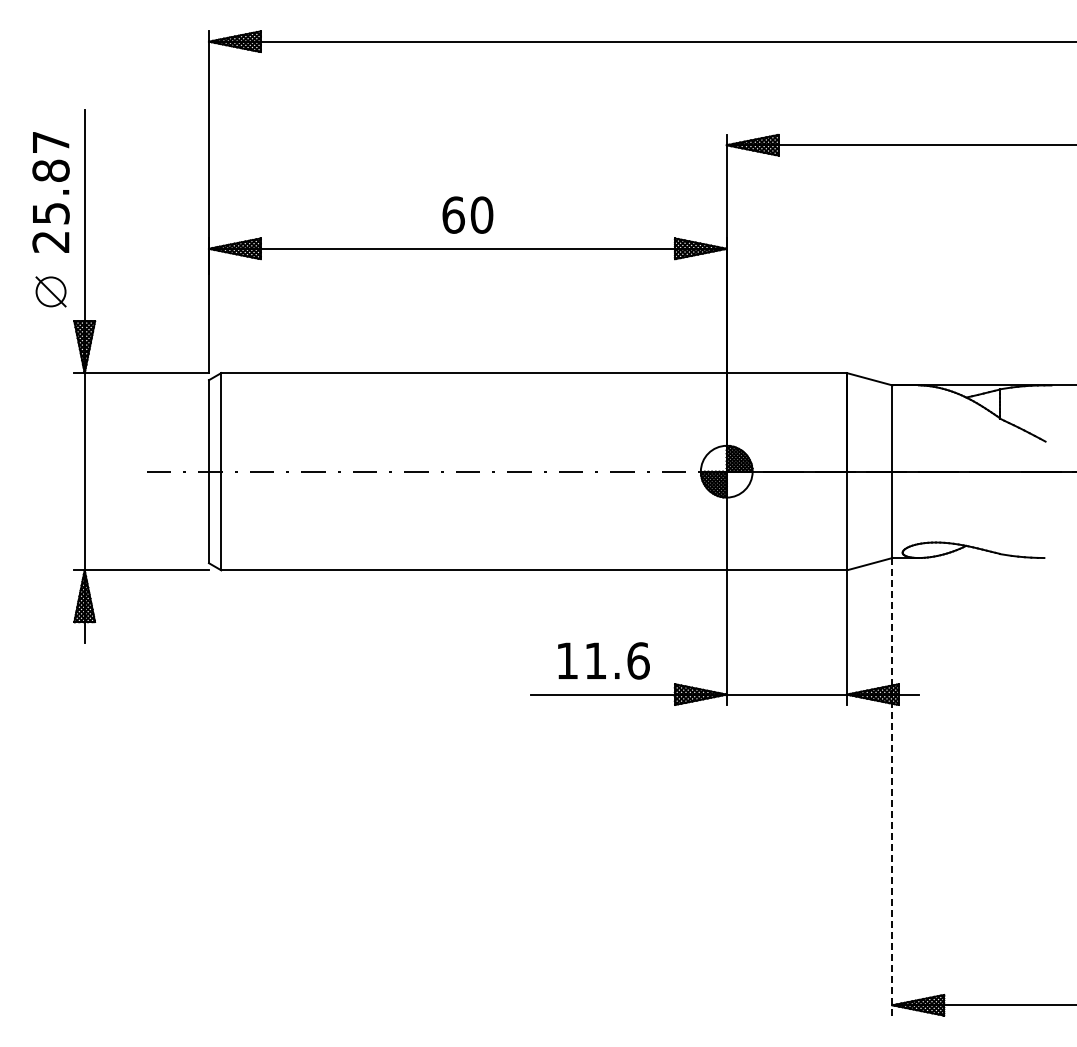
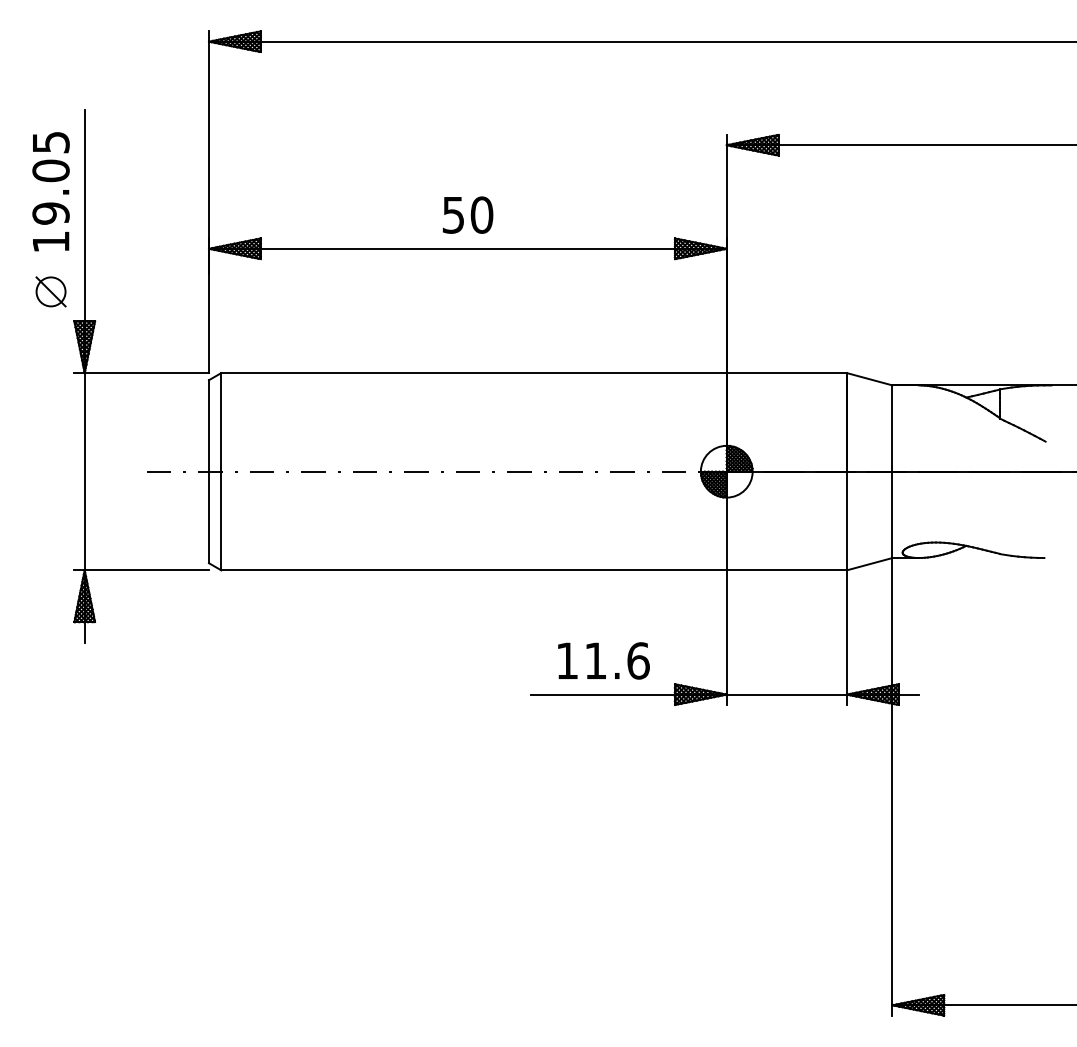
text: 25.87 -> 19.05 (50, 192)
text: 60 -> 50 (453, 214)
line: dashed -> solid (892, 786)
